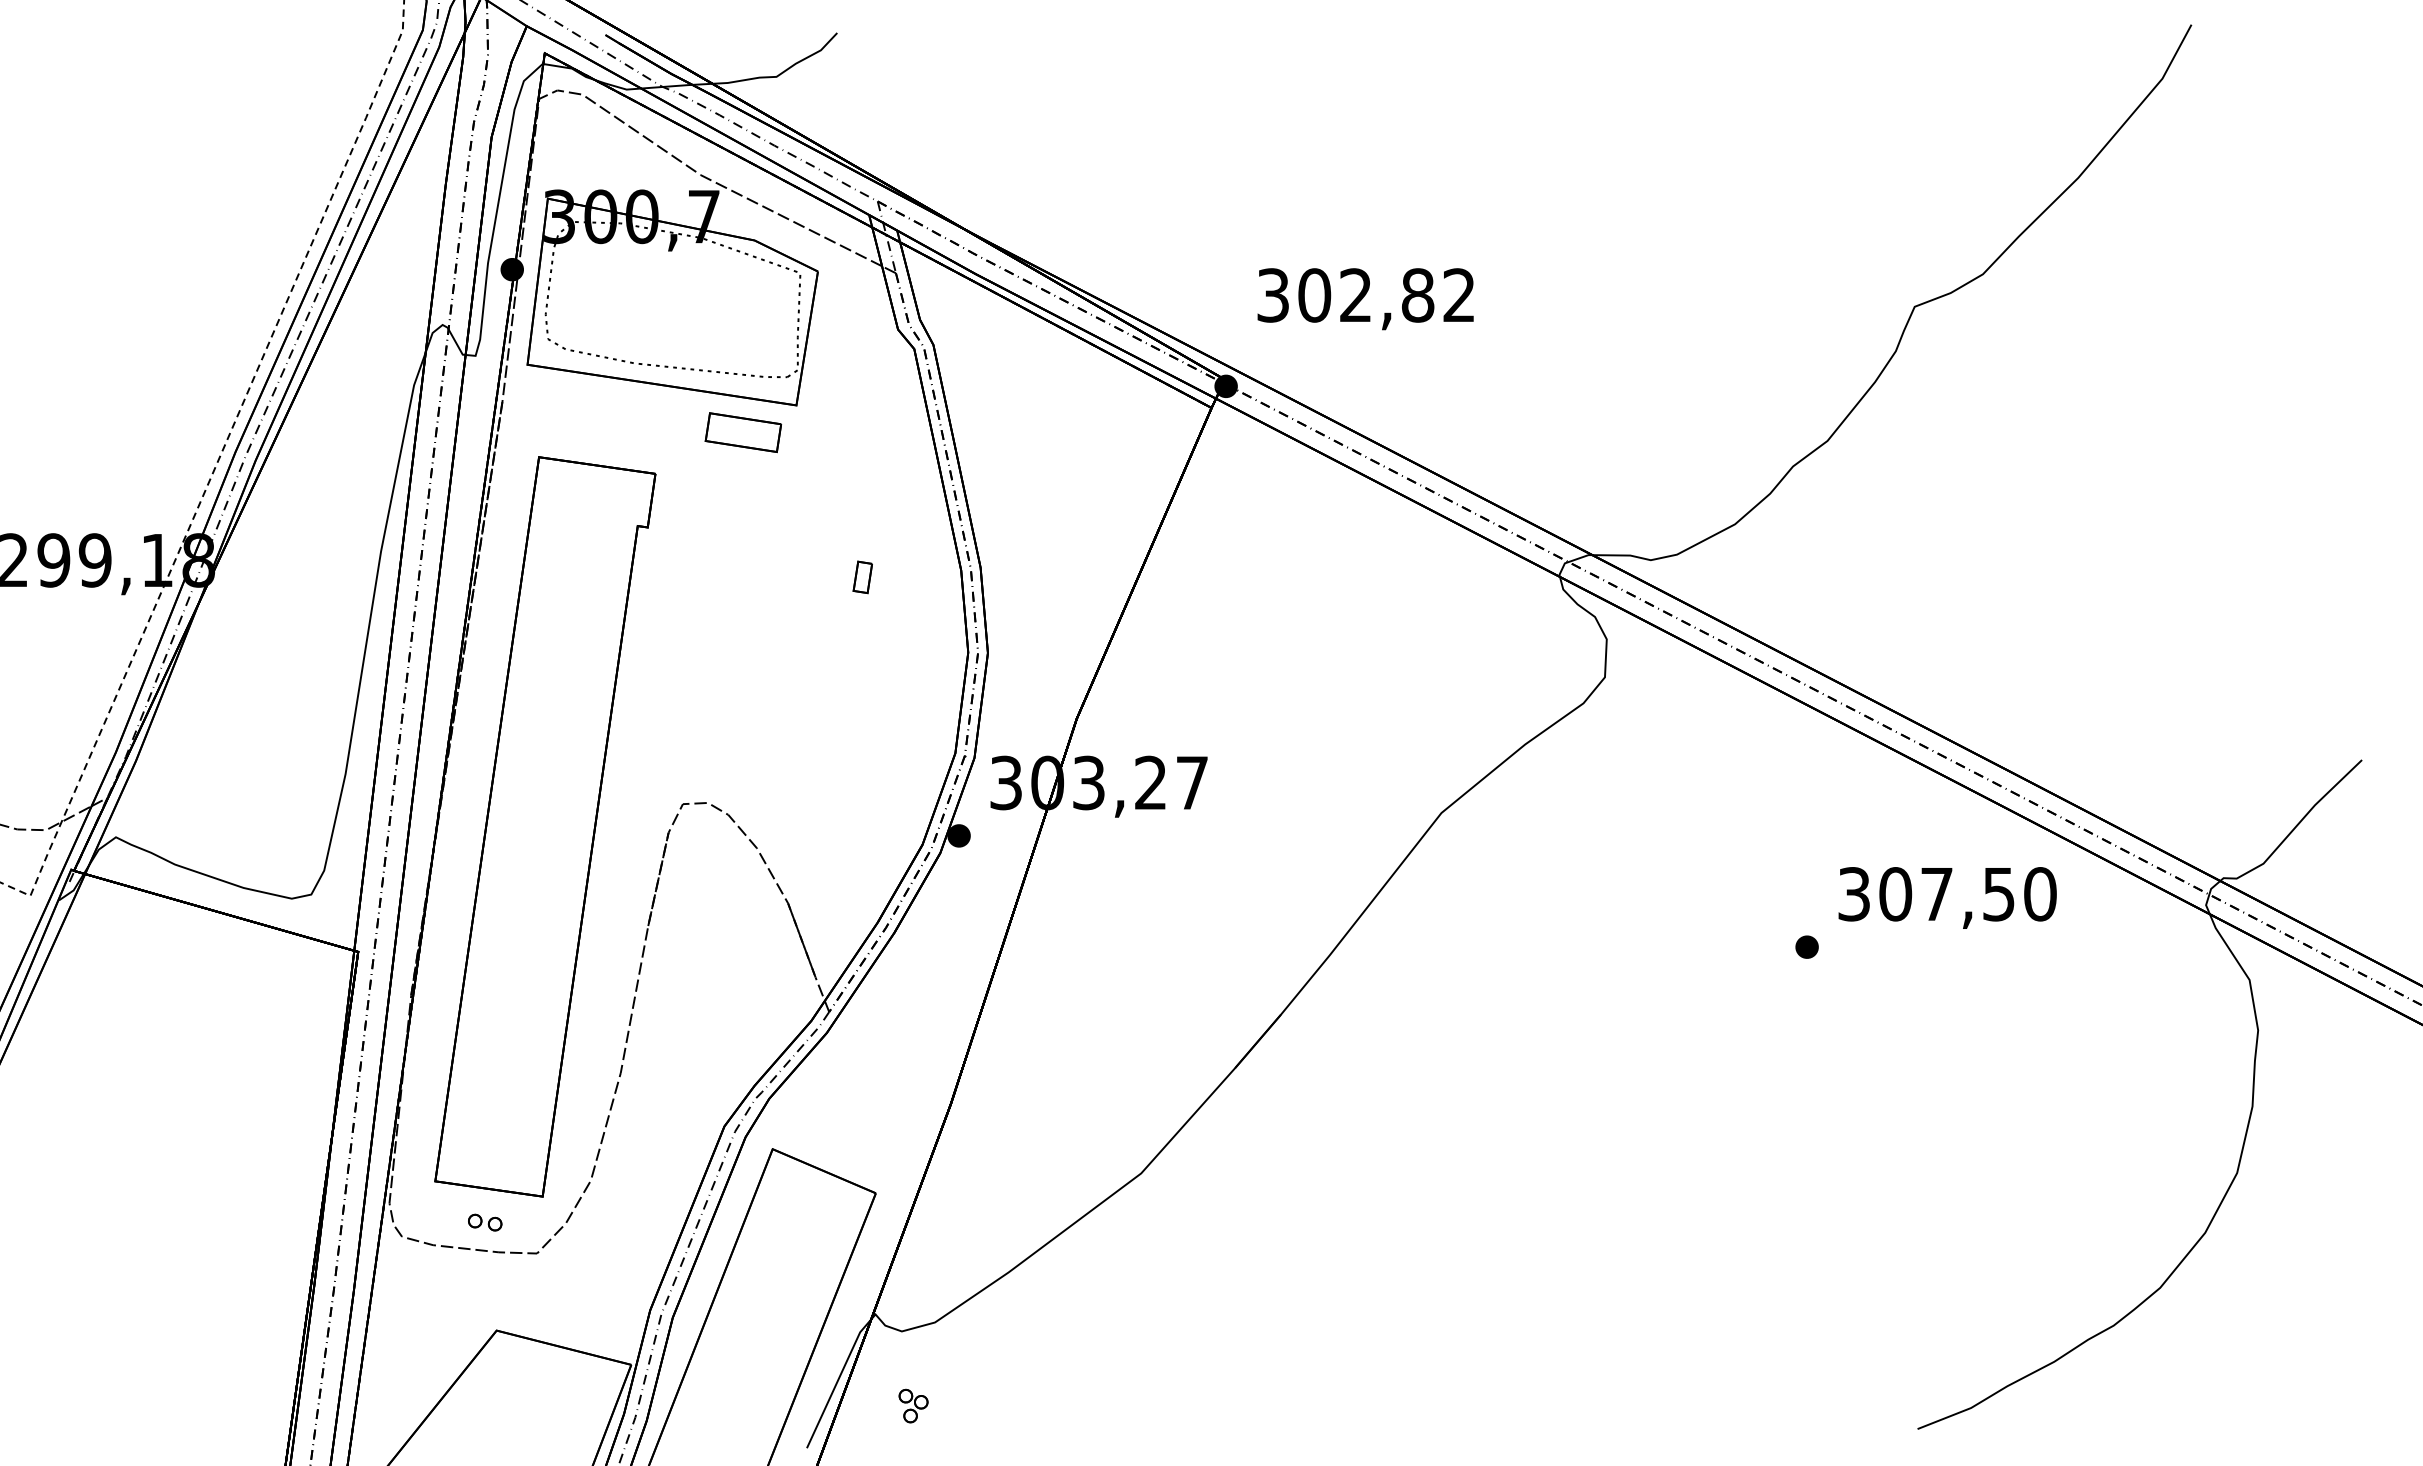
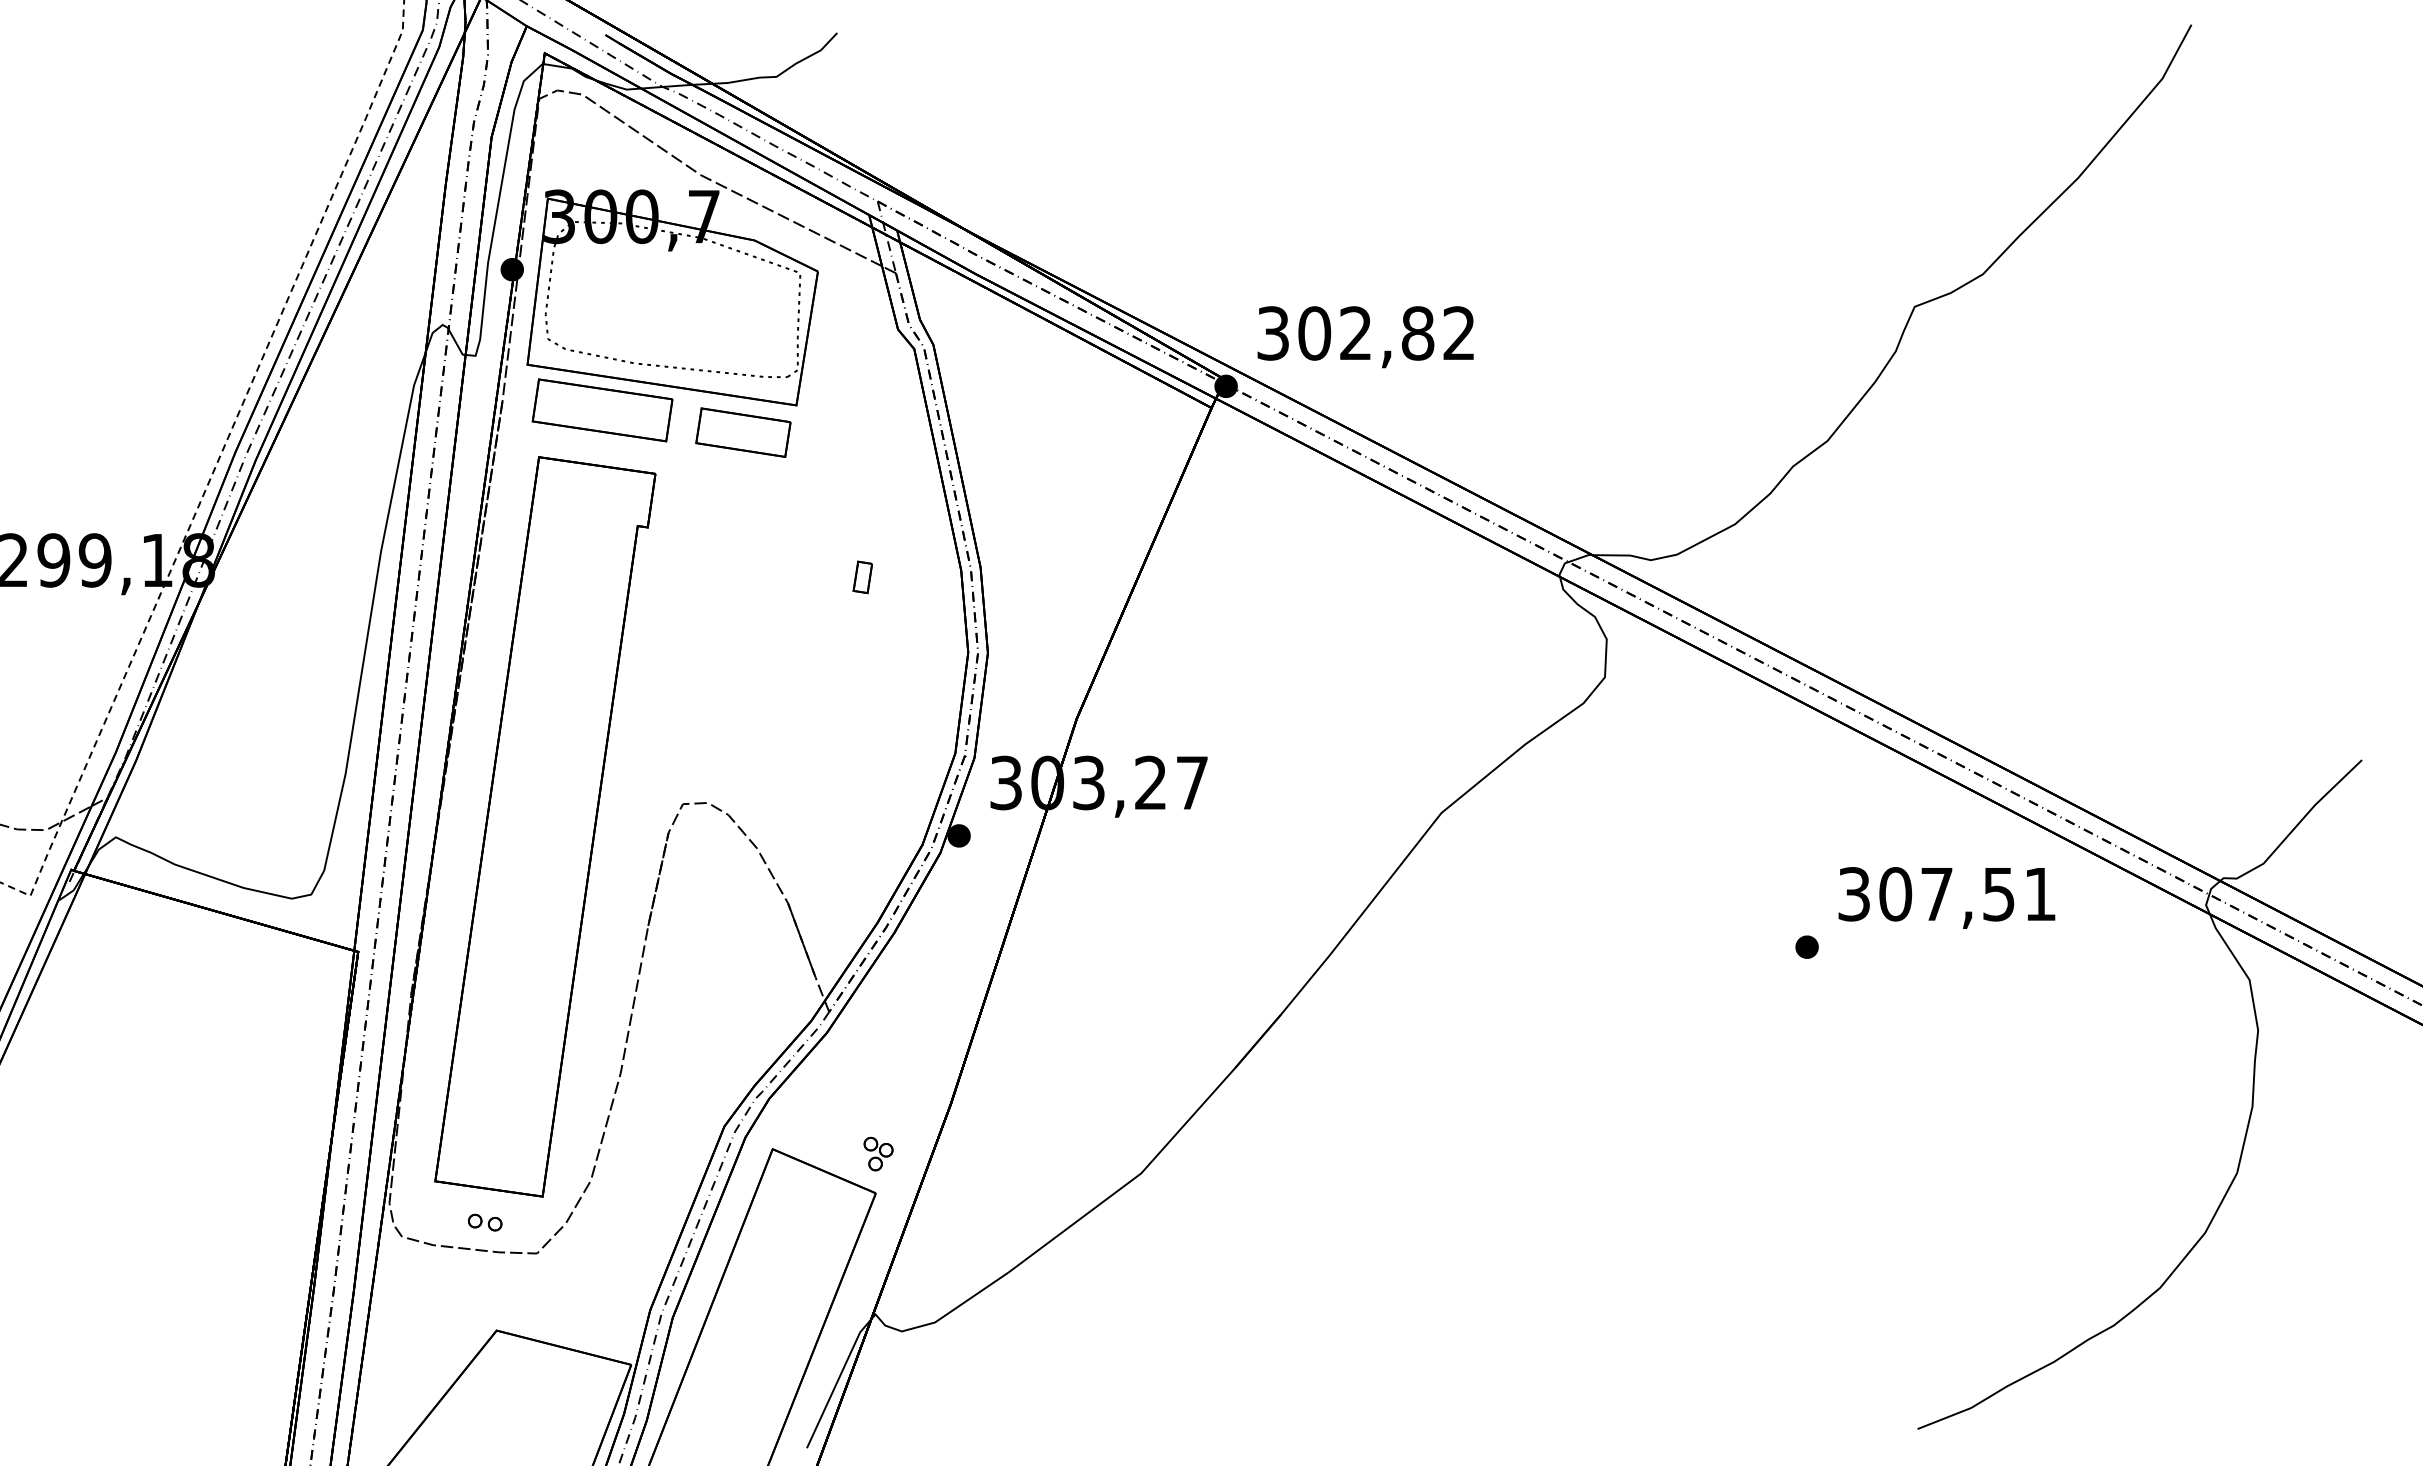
text position: (1365, 299) -> (1365, 337) (1365, 337)
part: none -> present (602, 410)
part size: 79x42 px -> 97x51 px (743, 432)
text: 307,50 -> 307,51 (2040, 894)
part position: (913, 1405) -> (878, 1153) (878, 1153)
